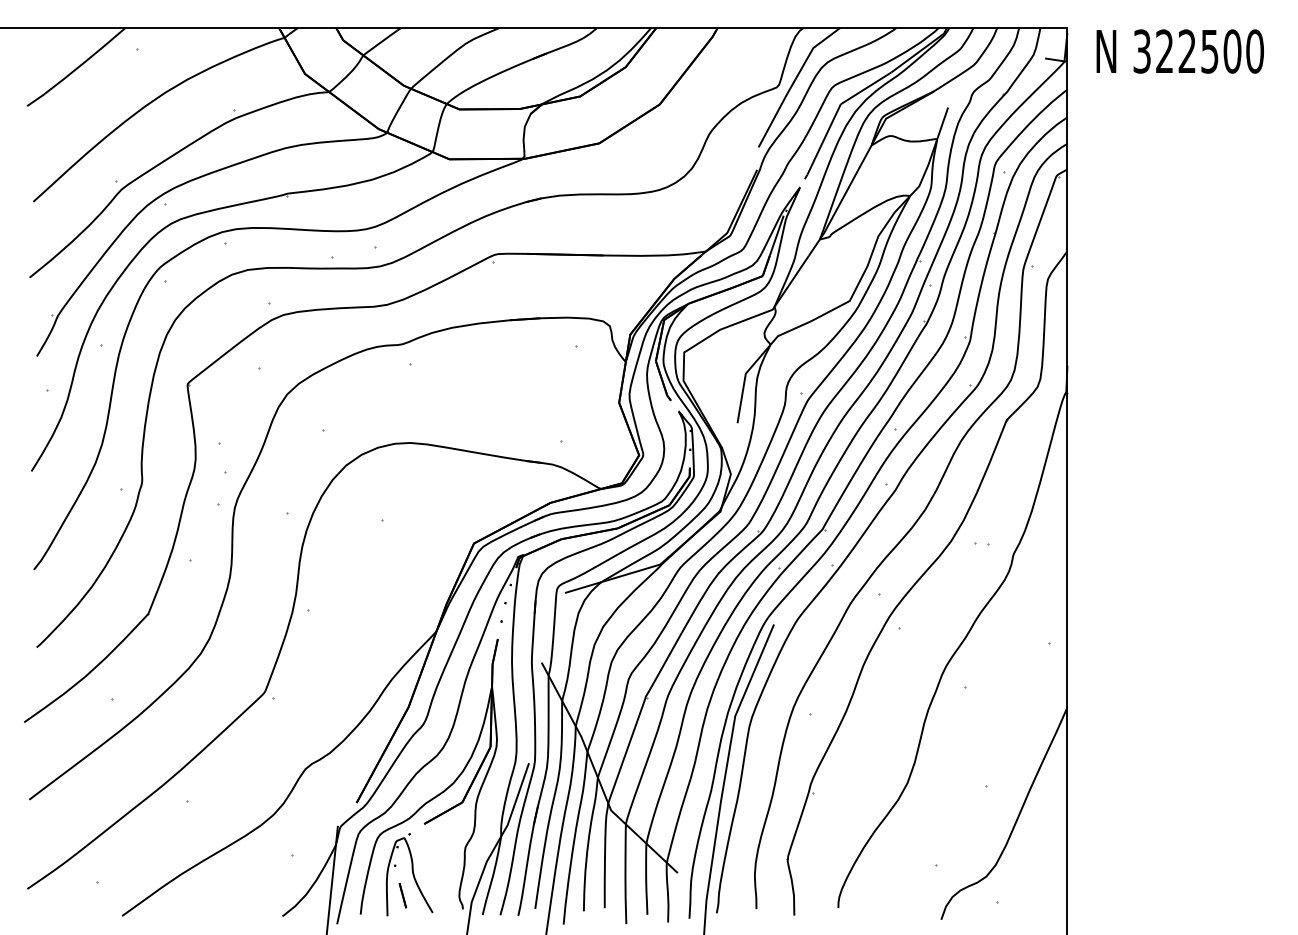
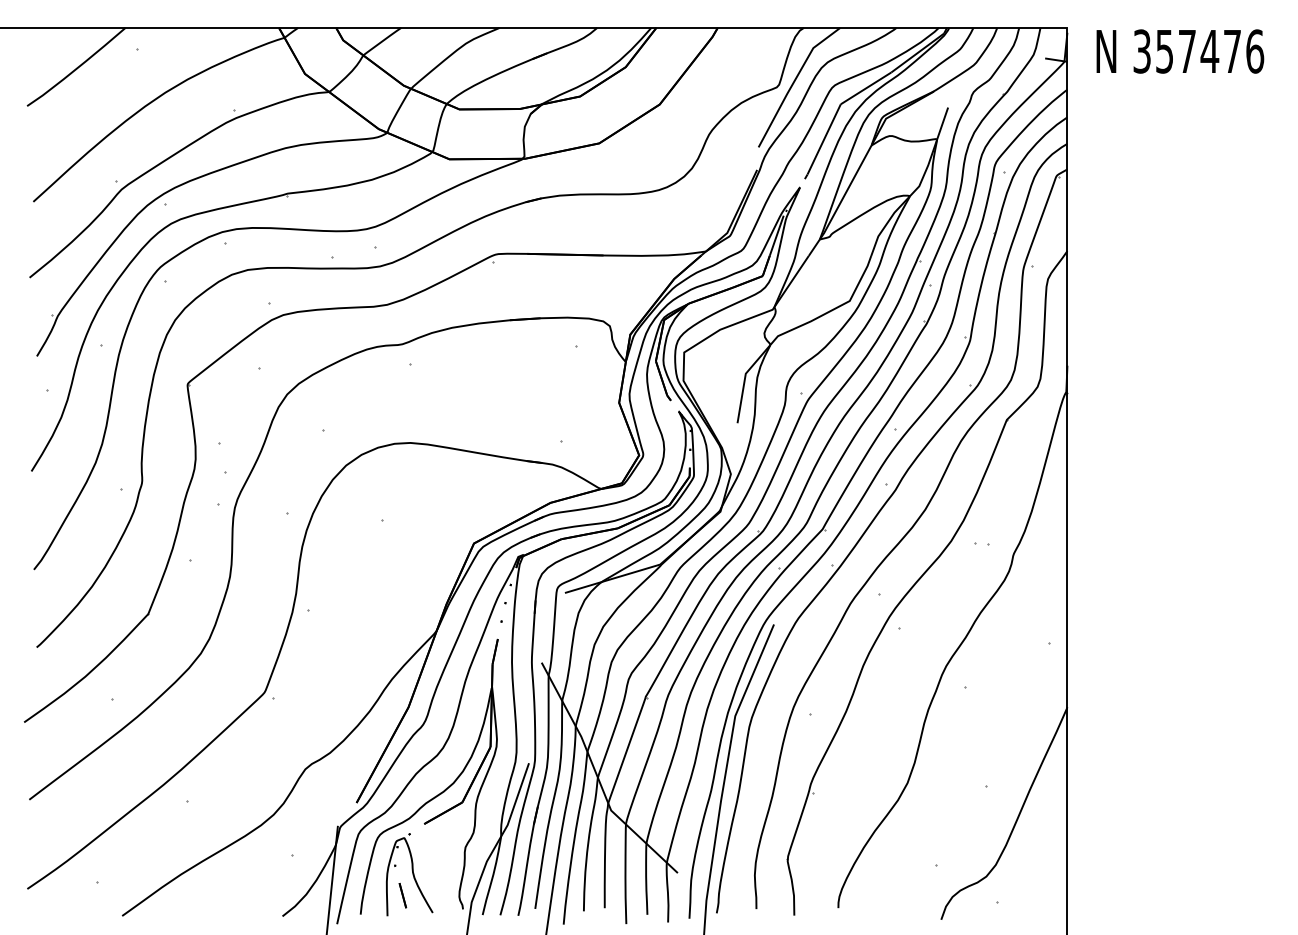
text: 322500 -> 357476 (1210, 51)
